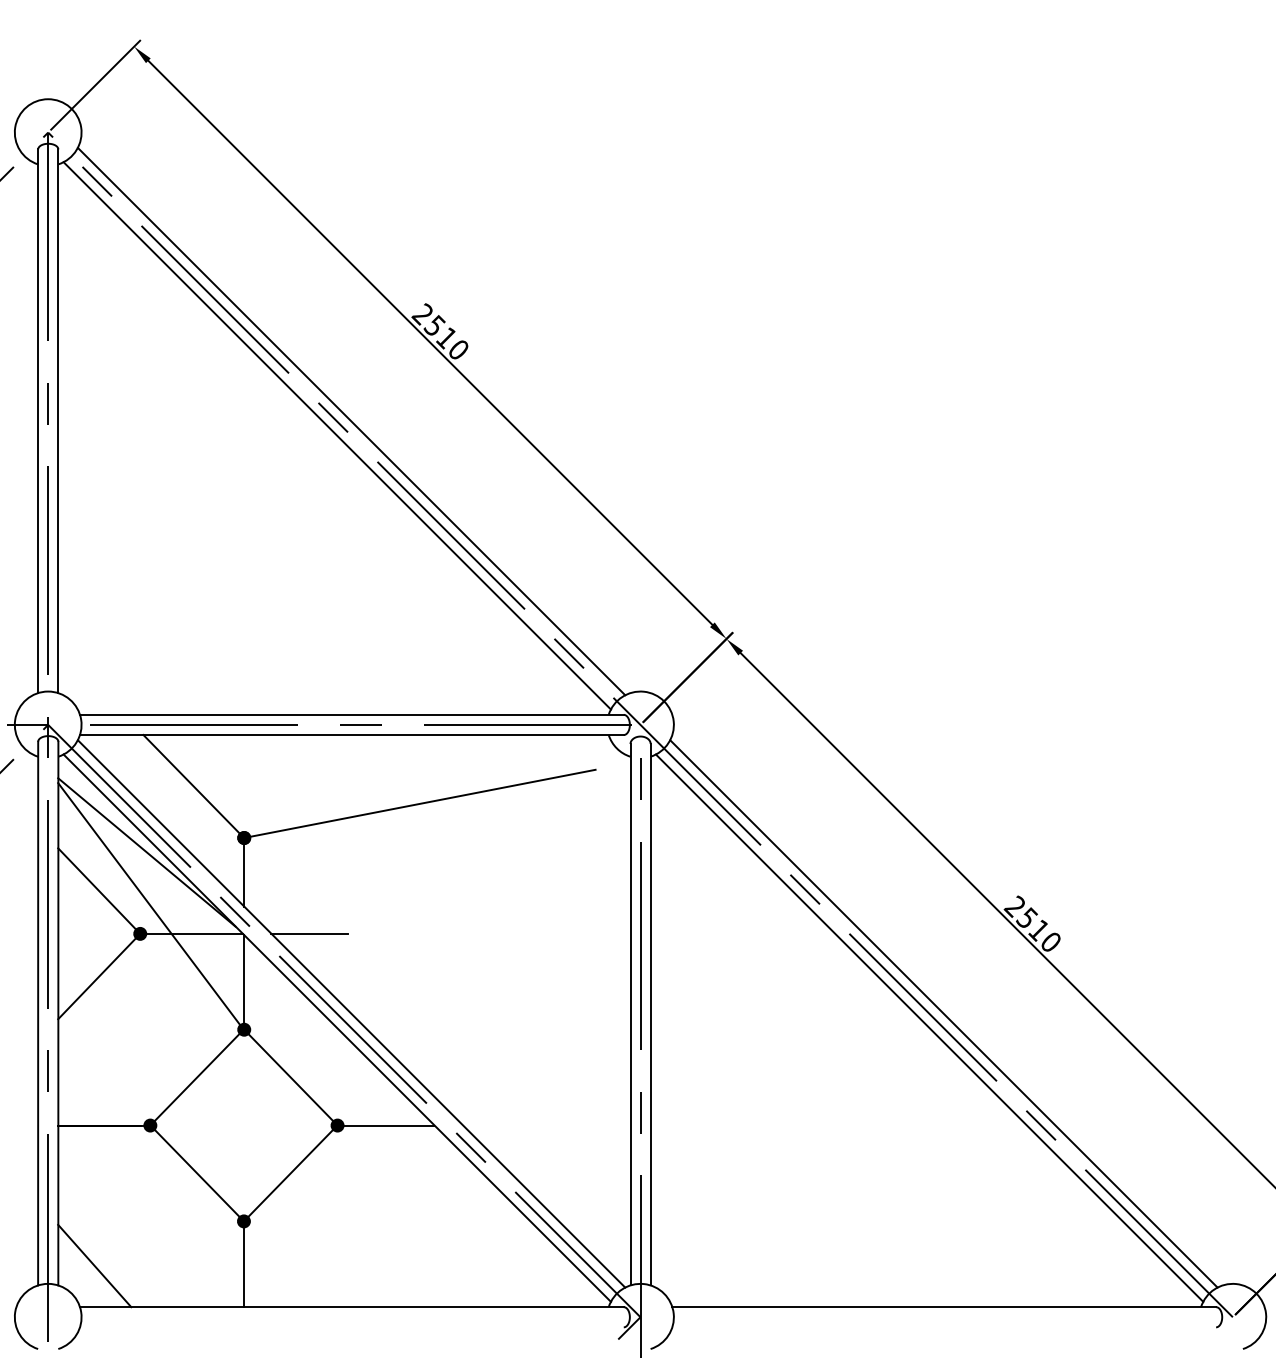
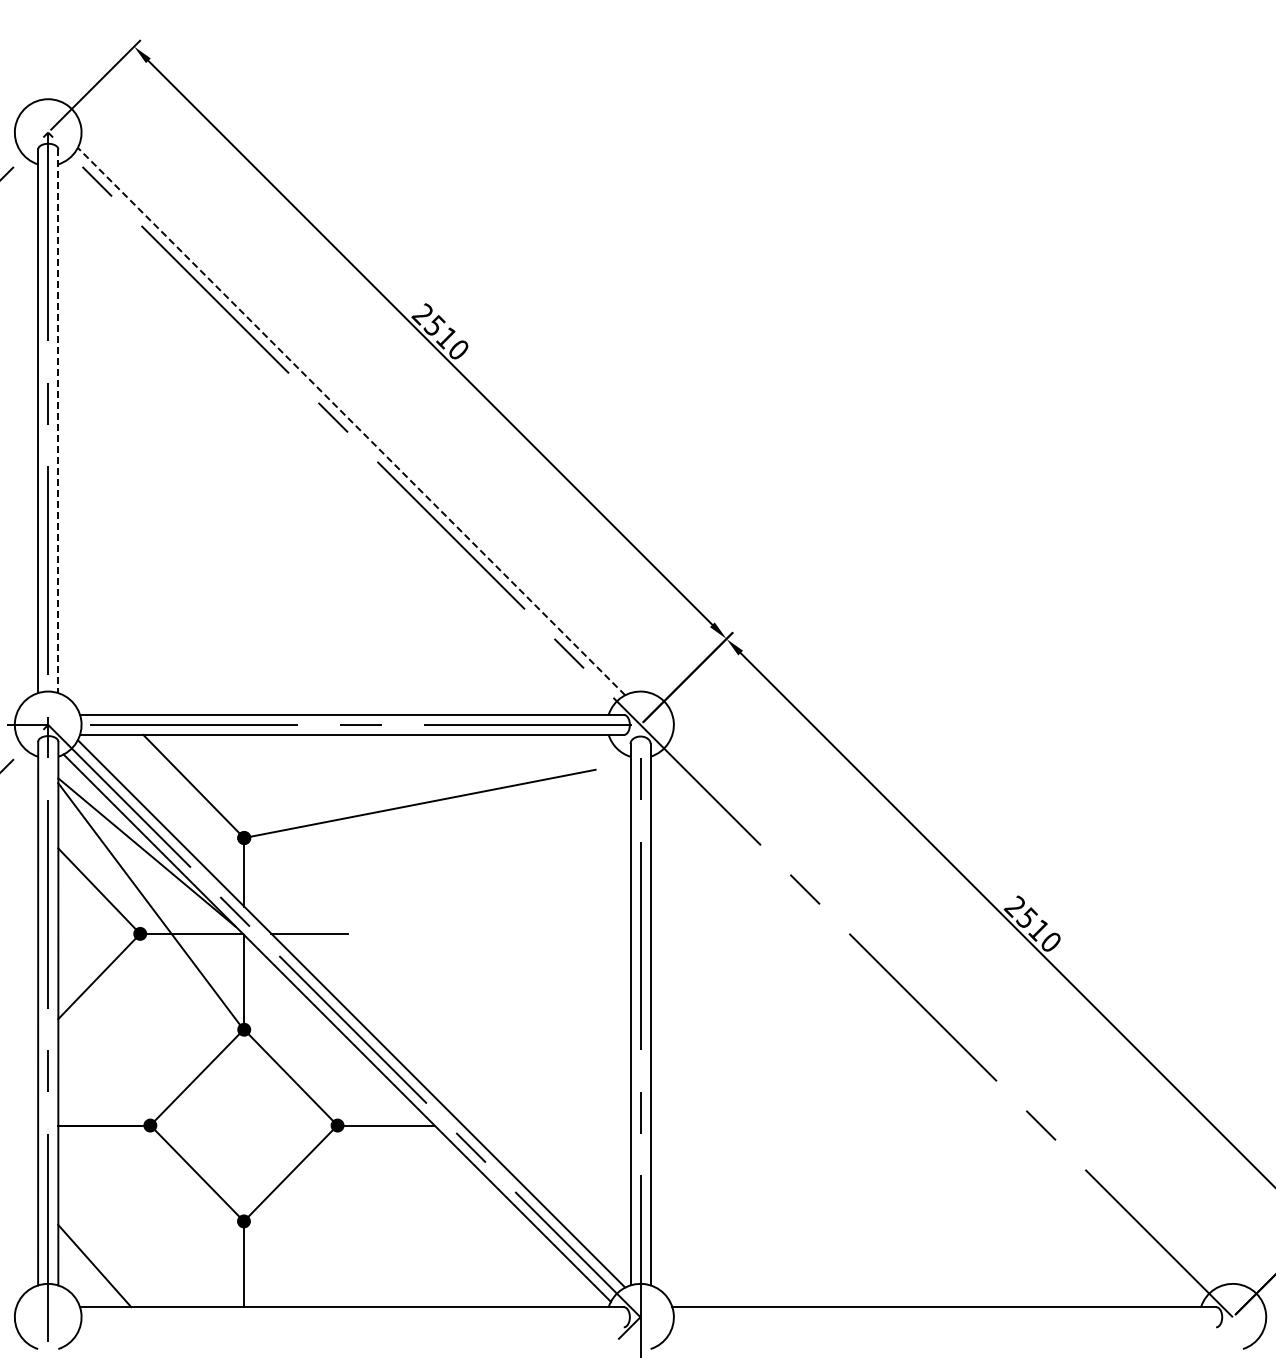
line: solid -> dashed (58, 421)
line: solid -> dashed (351, 421)
line: present -> none (337, 435)
line: present -> none (943, 1013)
line: present -> none (929, 1027)
